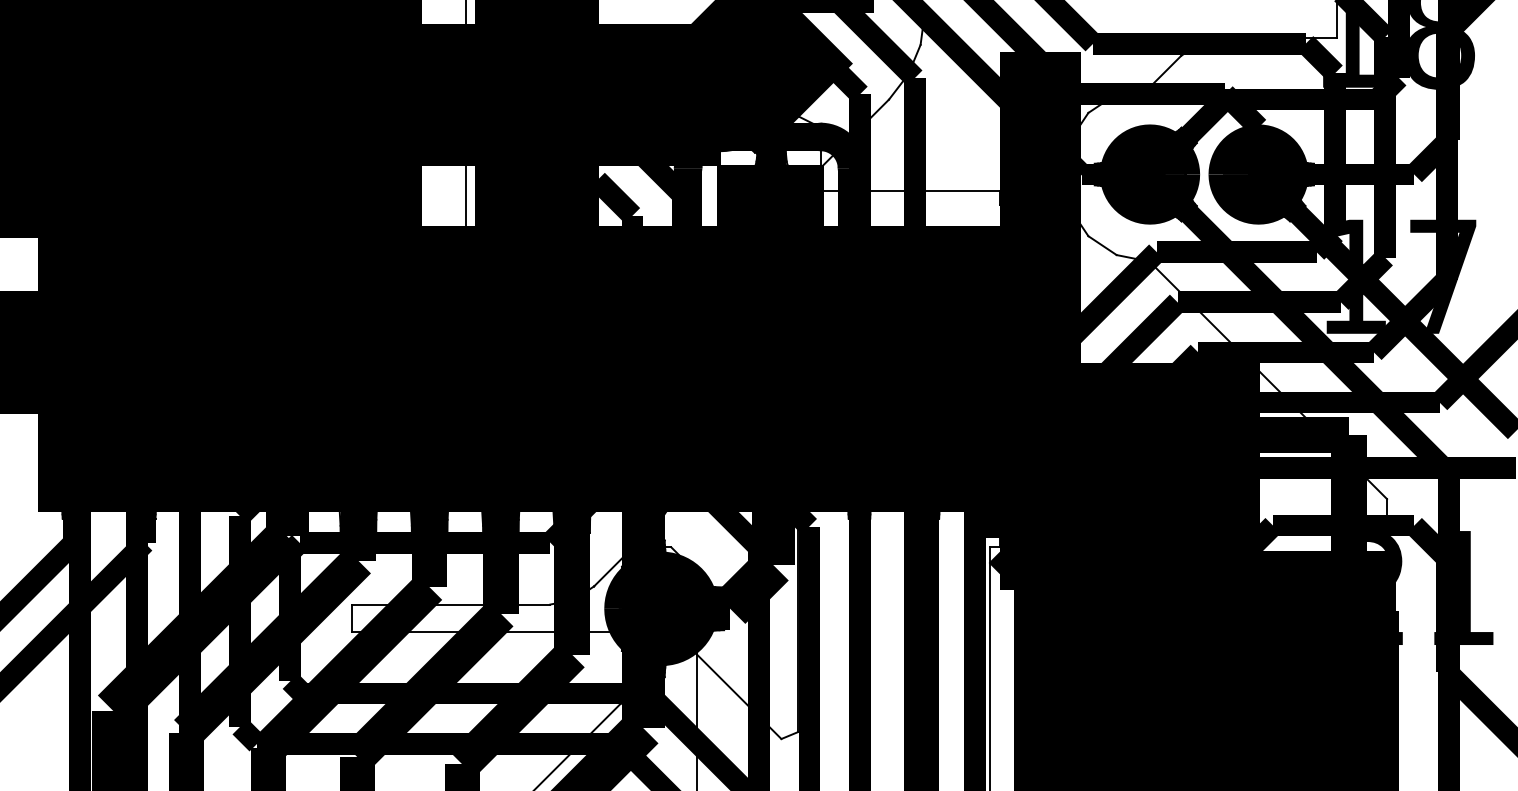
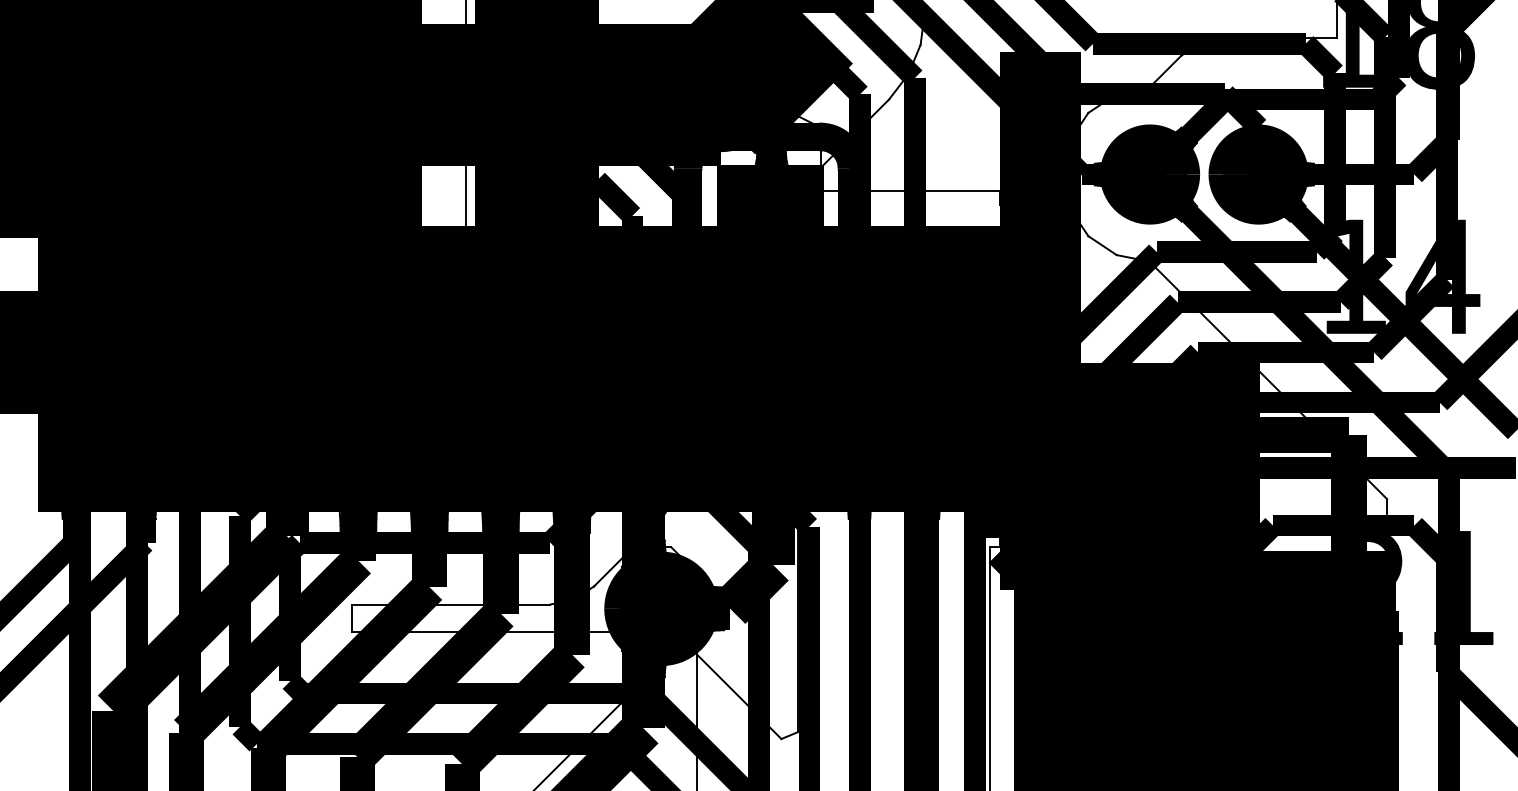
text: 17 -> 14 (1442, 276)
